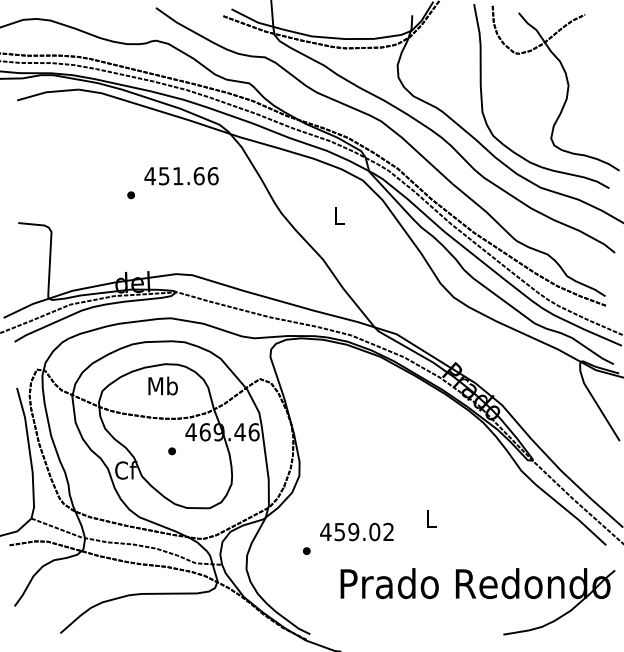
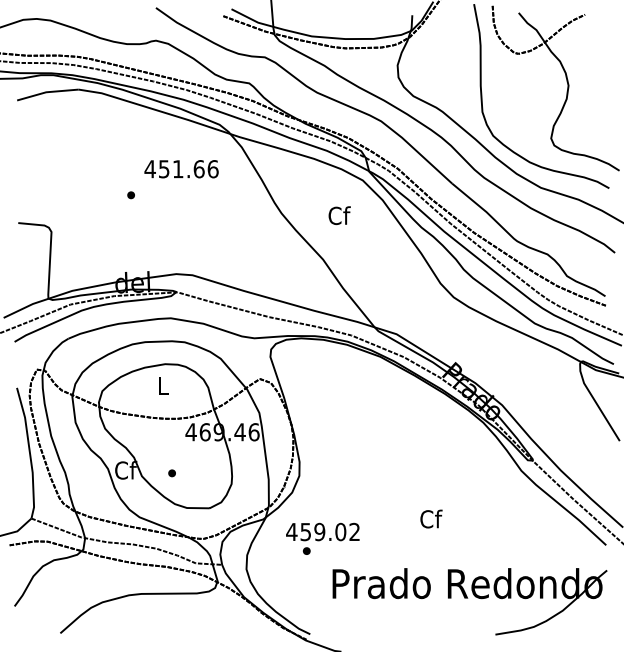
text position: (181, 176) -> (181, 169) (181, 169)
text: L -> Cf (339, 215)
text: Mb -> L (162, 385)
part position: (171, 451) -> (171, 473) (171, 473)
text: L -> Cf (431, 518)
text position: (356, 531) -> (322, 531) (322, 531)
part position: (477, 601) -> (469, 601) (469, 601)
